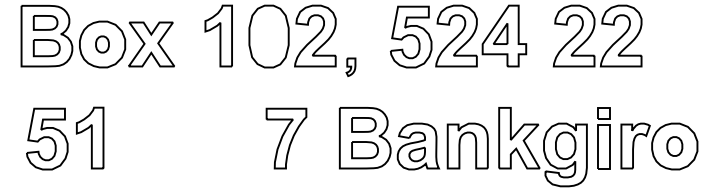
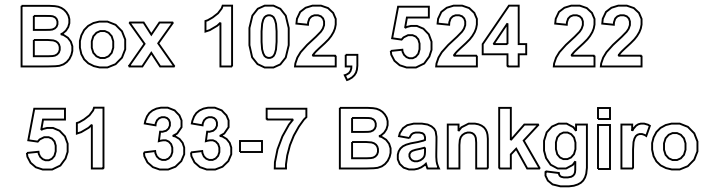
part: none -> present (268, 36)
part size: 15x19 px -> 25x29 px (102, 44)
part size: 12x20 px -> 16x28 px (350, 66)
part: none -> present (202, 138)
part size: 18x21 px -> 24x29 px (674, 146)
